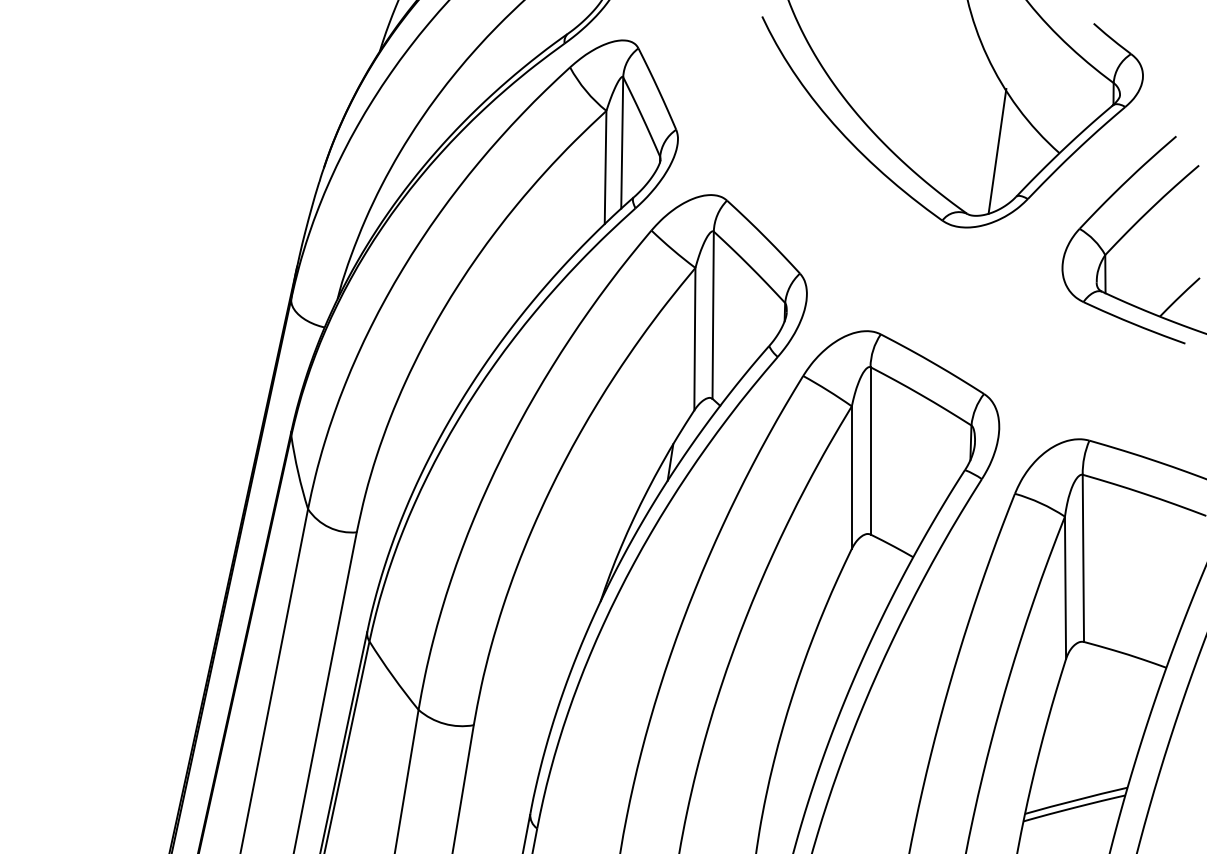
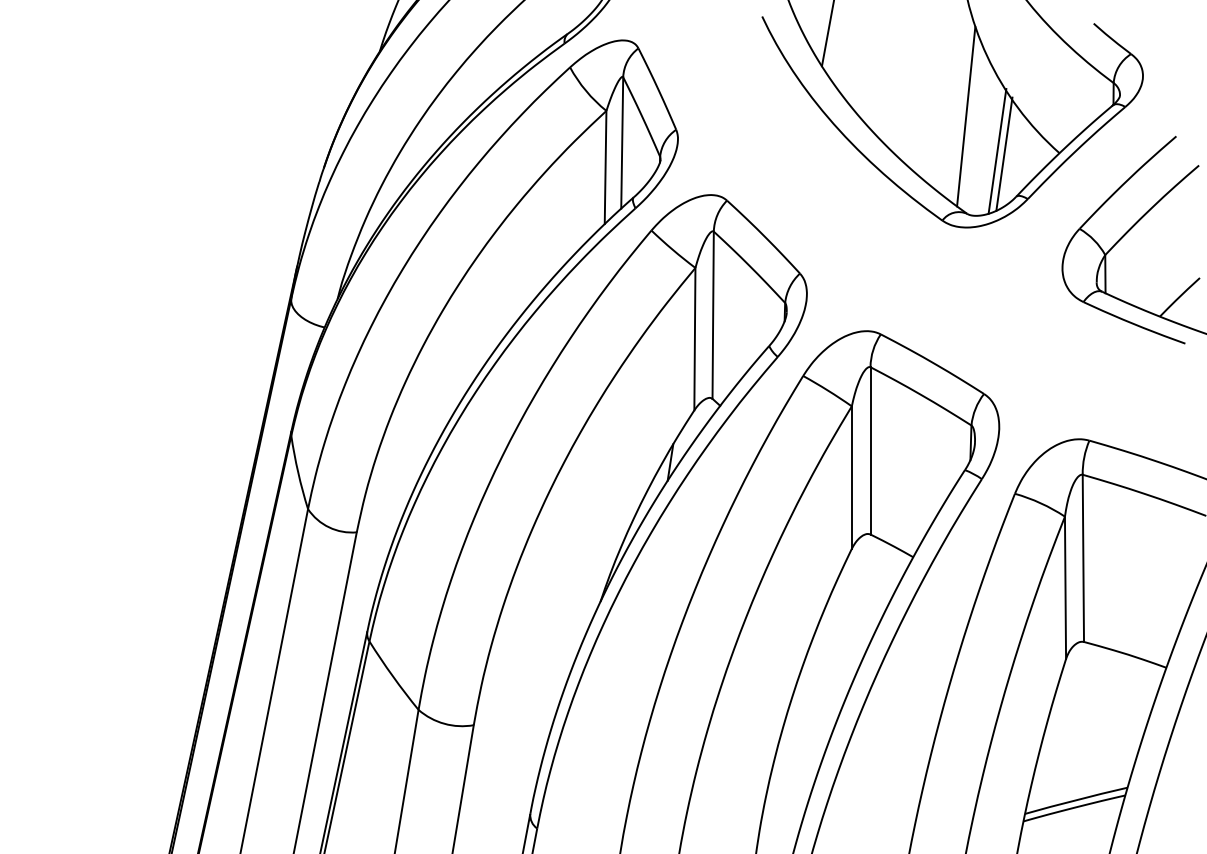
line: none -> present (827, 34)
line: none -> present (966, 116)
line: none -> present (1004, 153)
